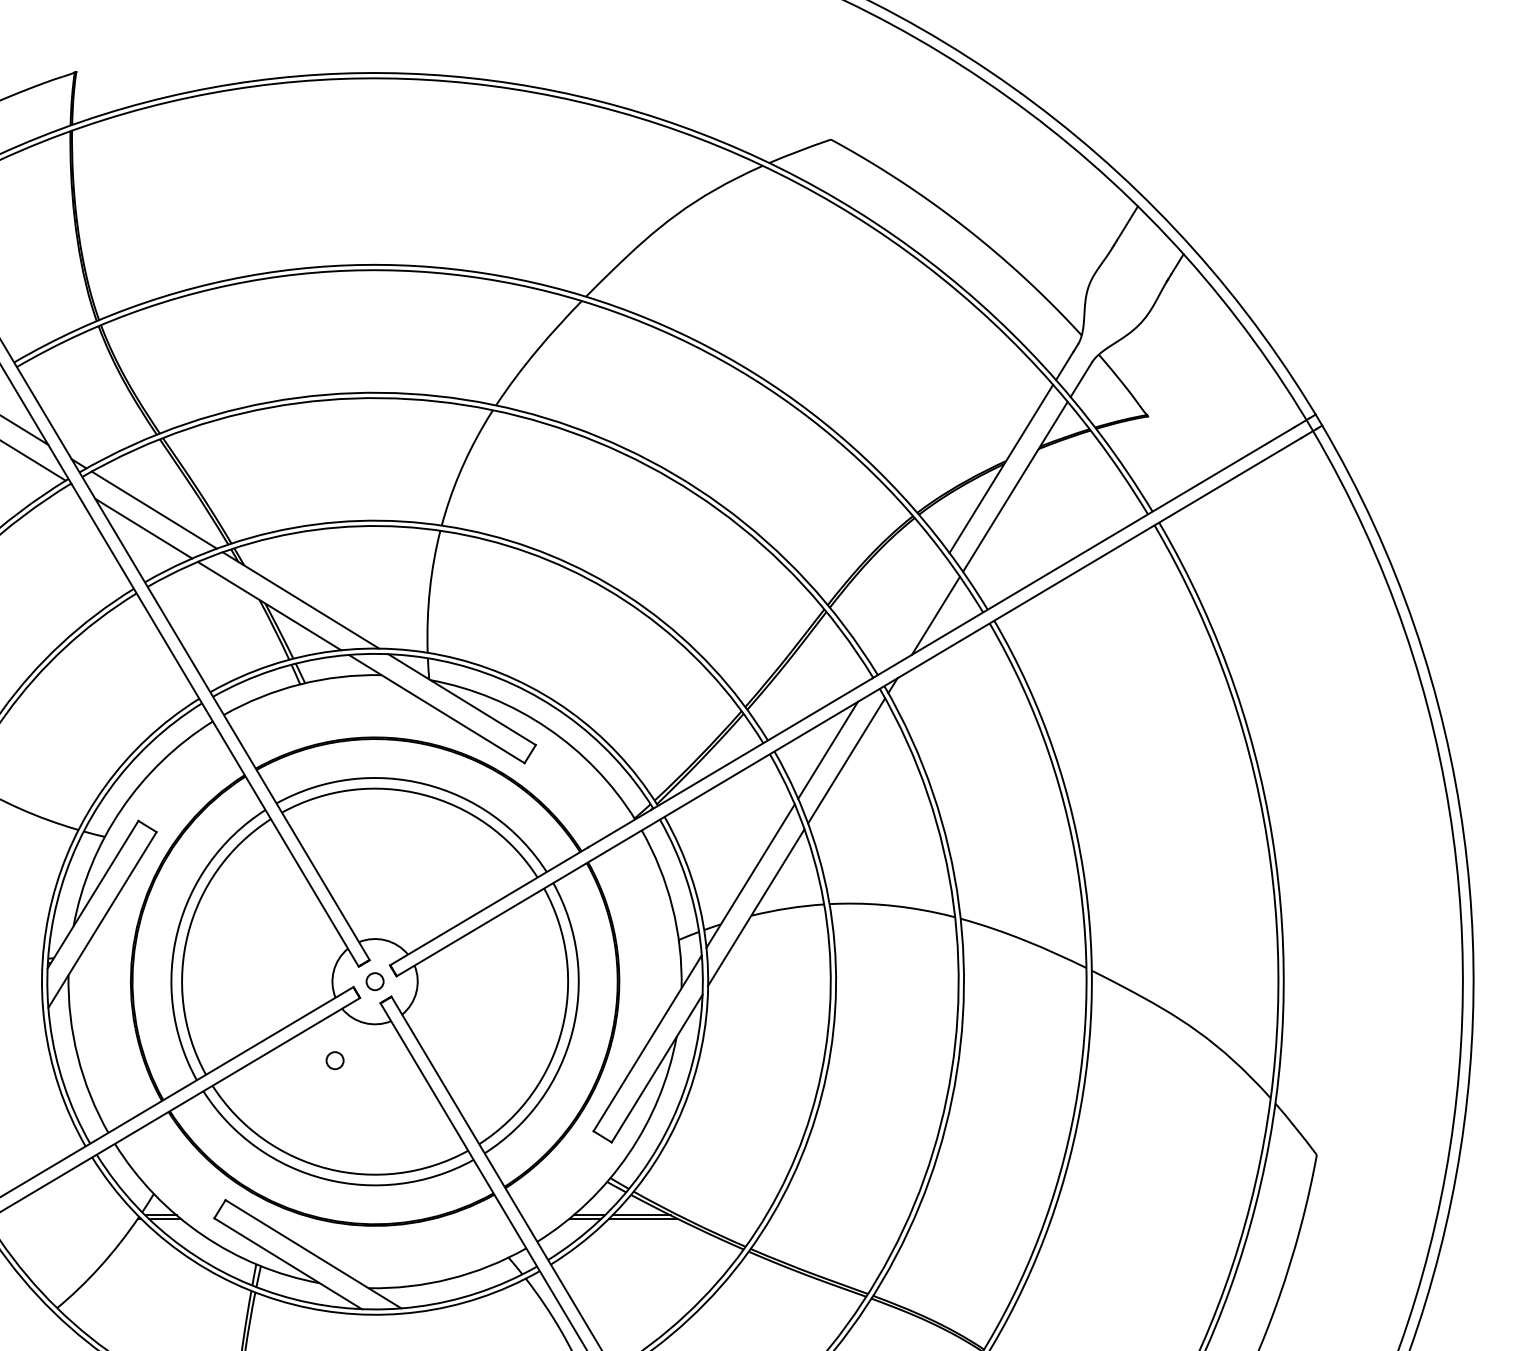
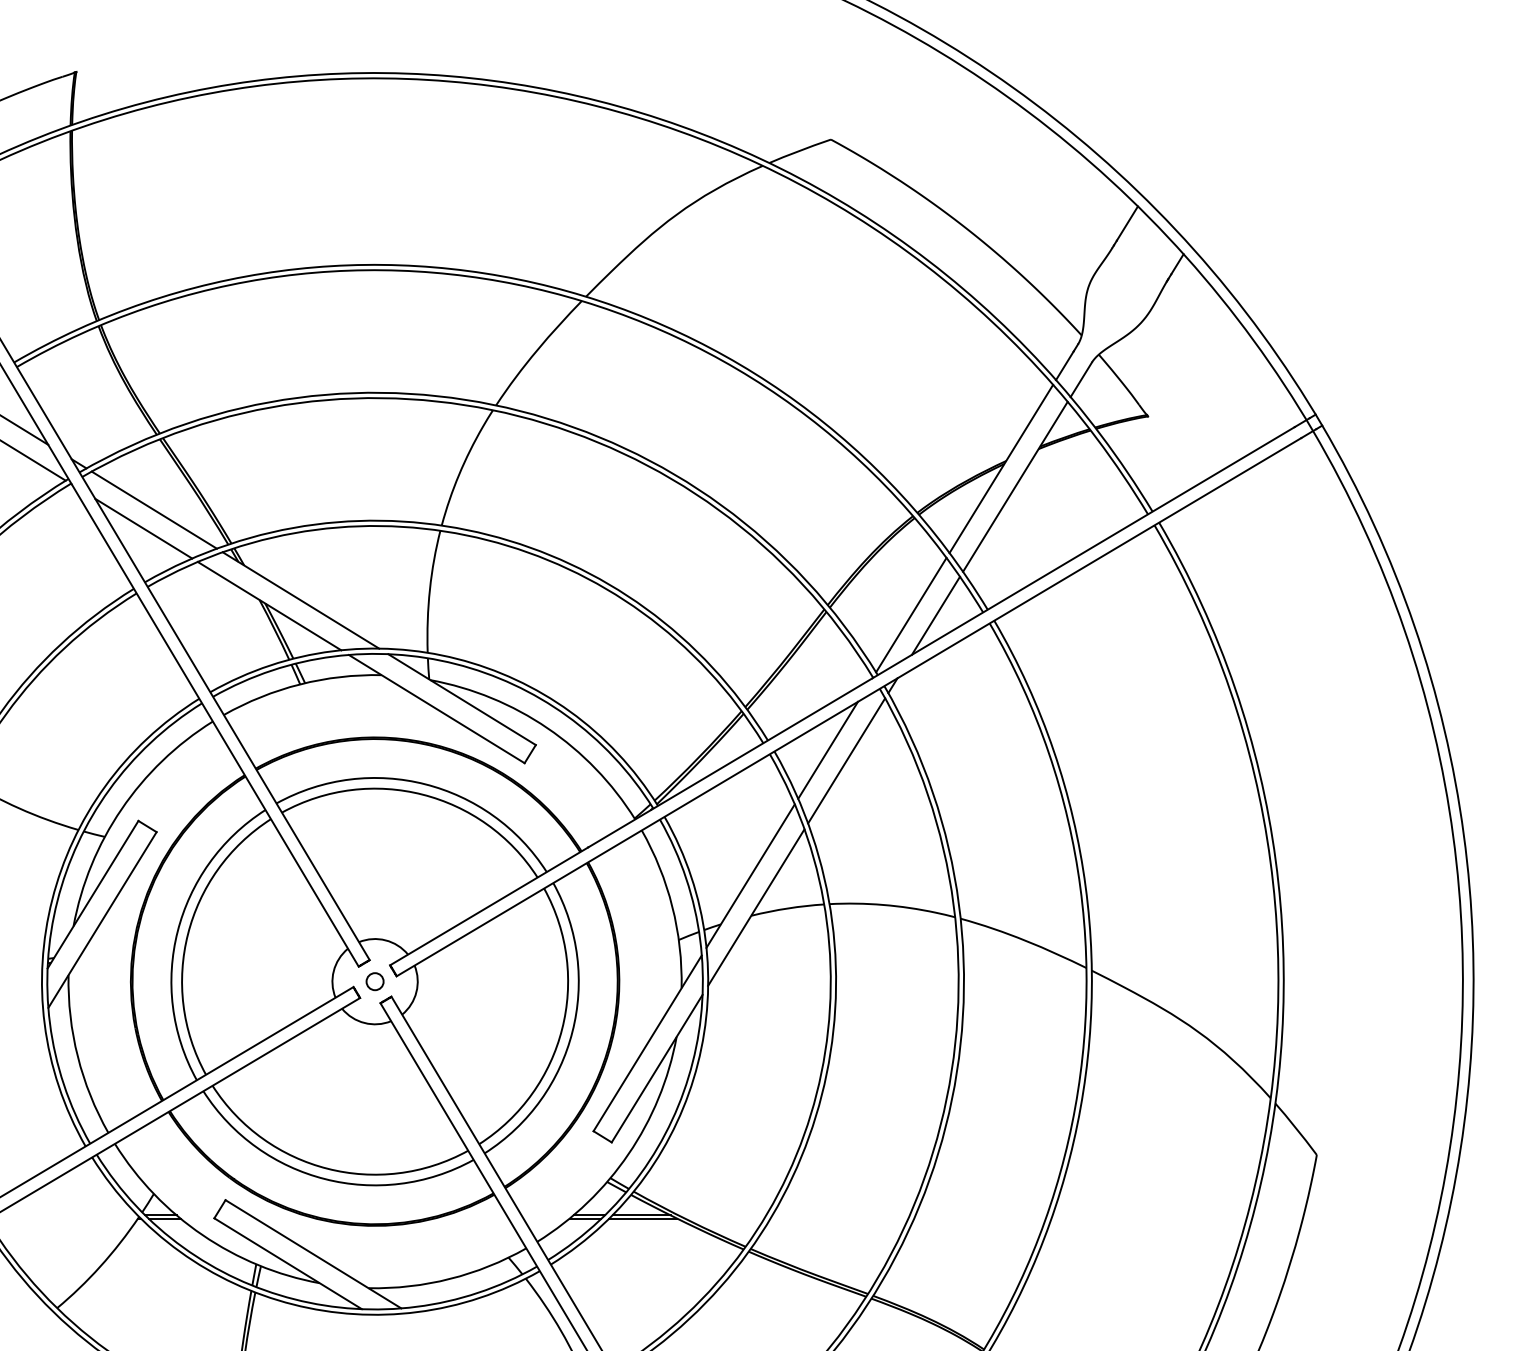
line: none -> present (911, 614)
circle: present -> none (334, 1060)
